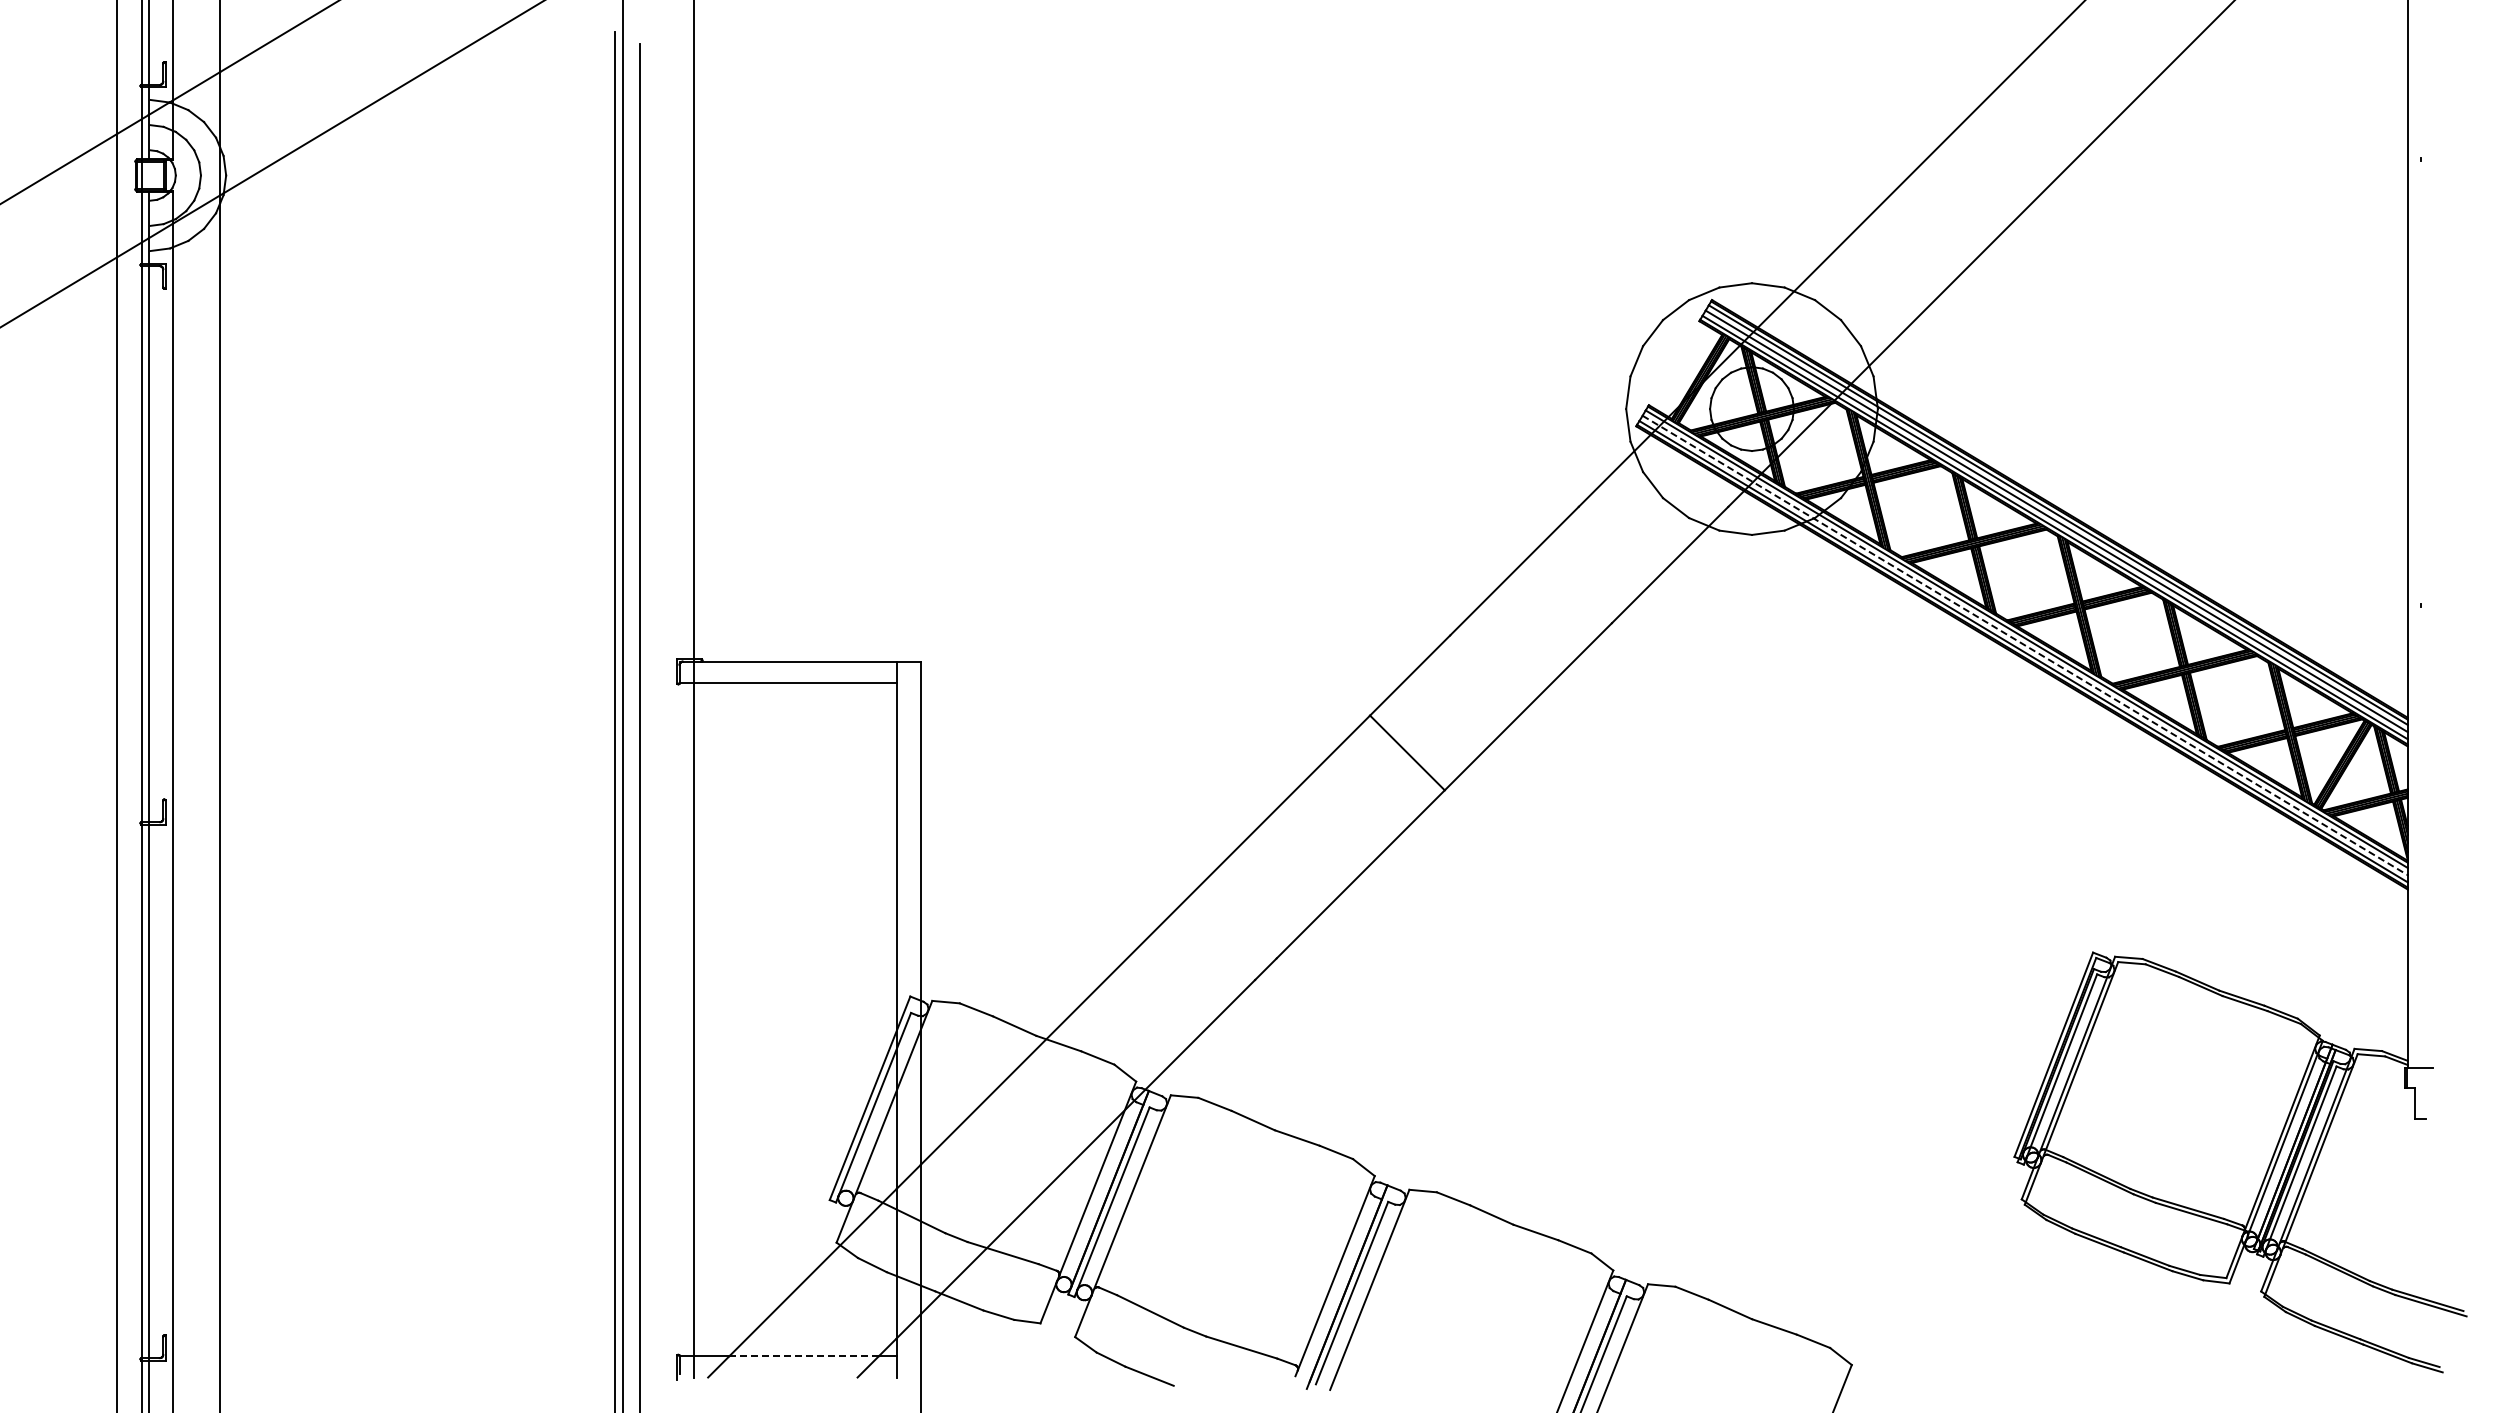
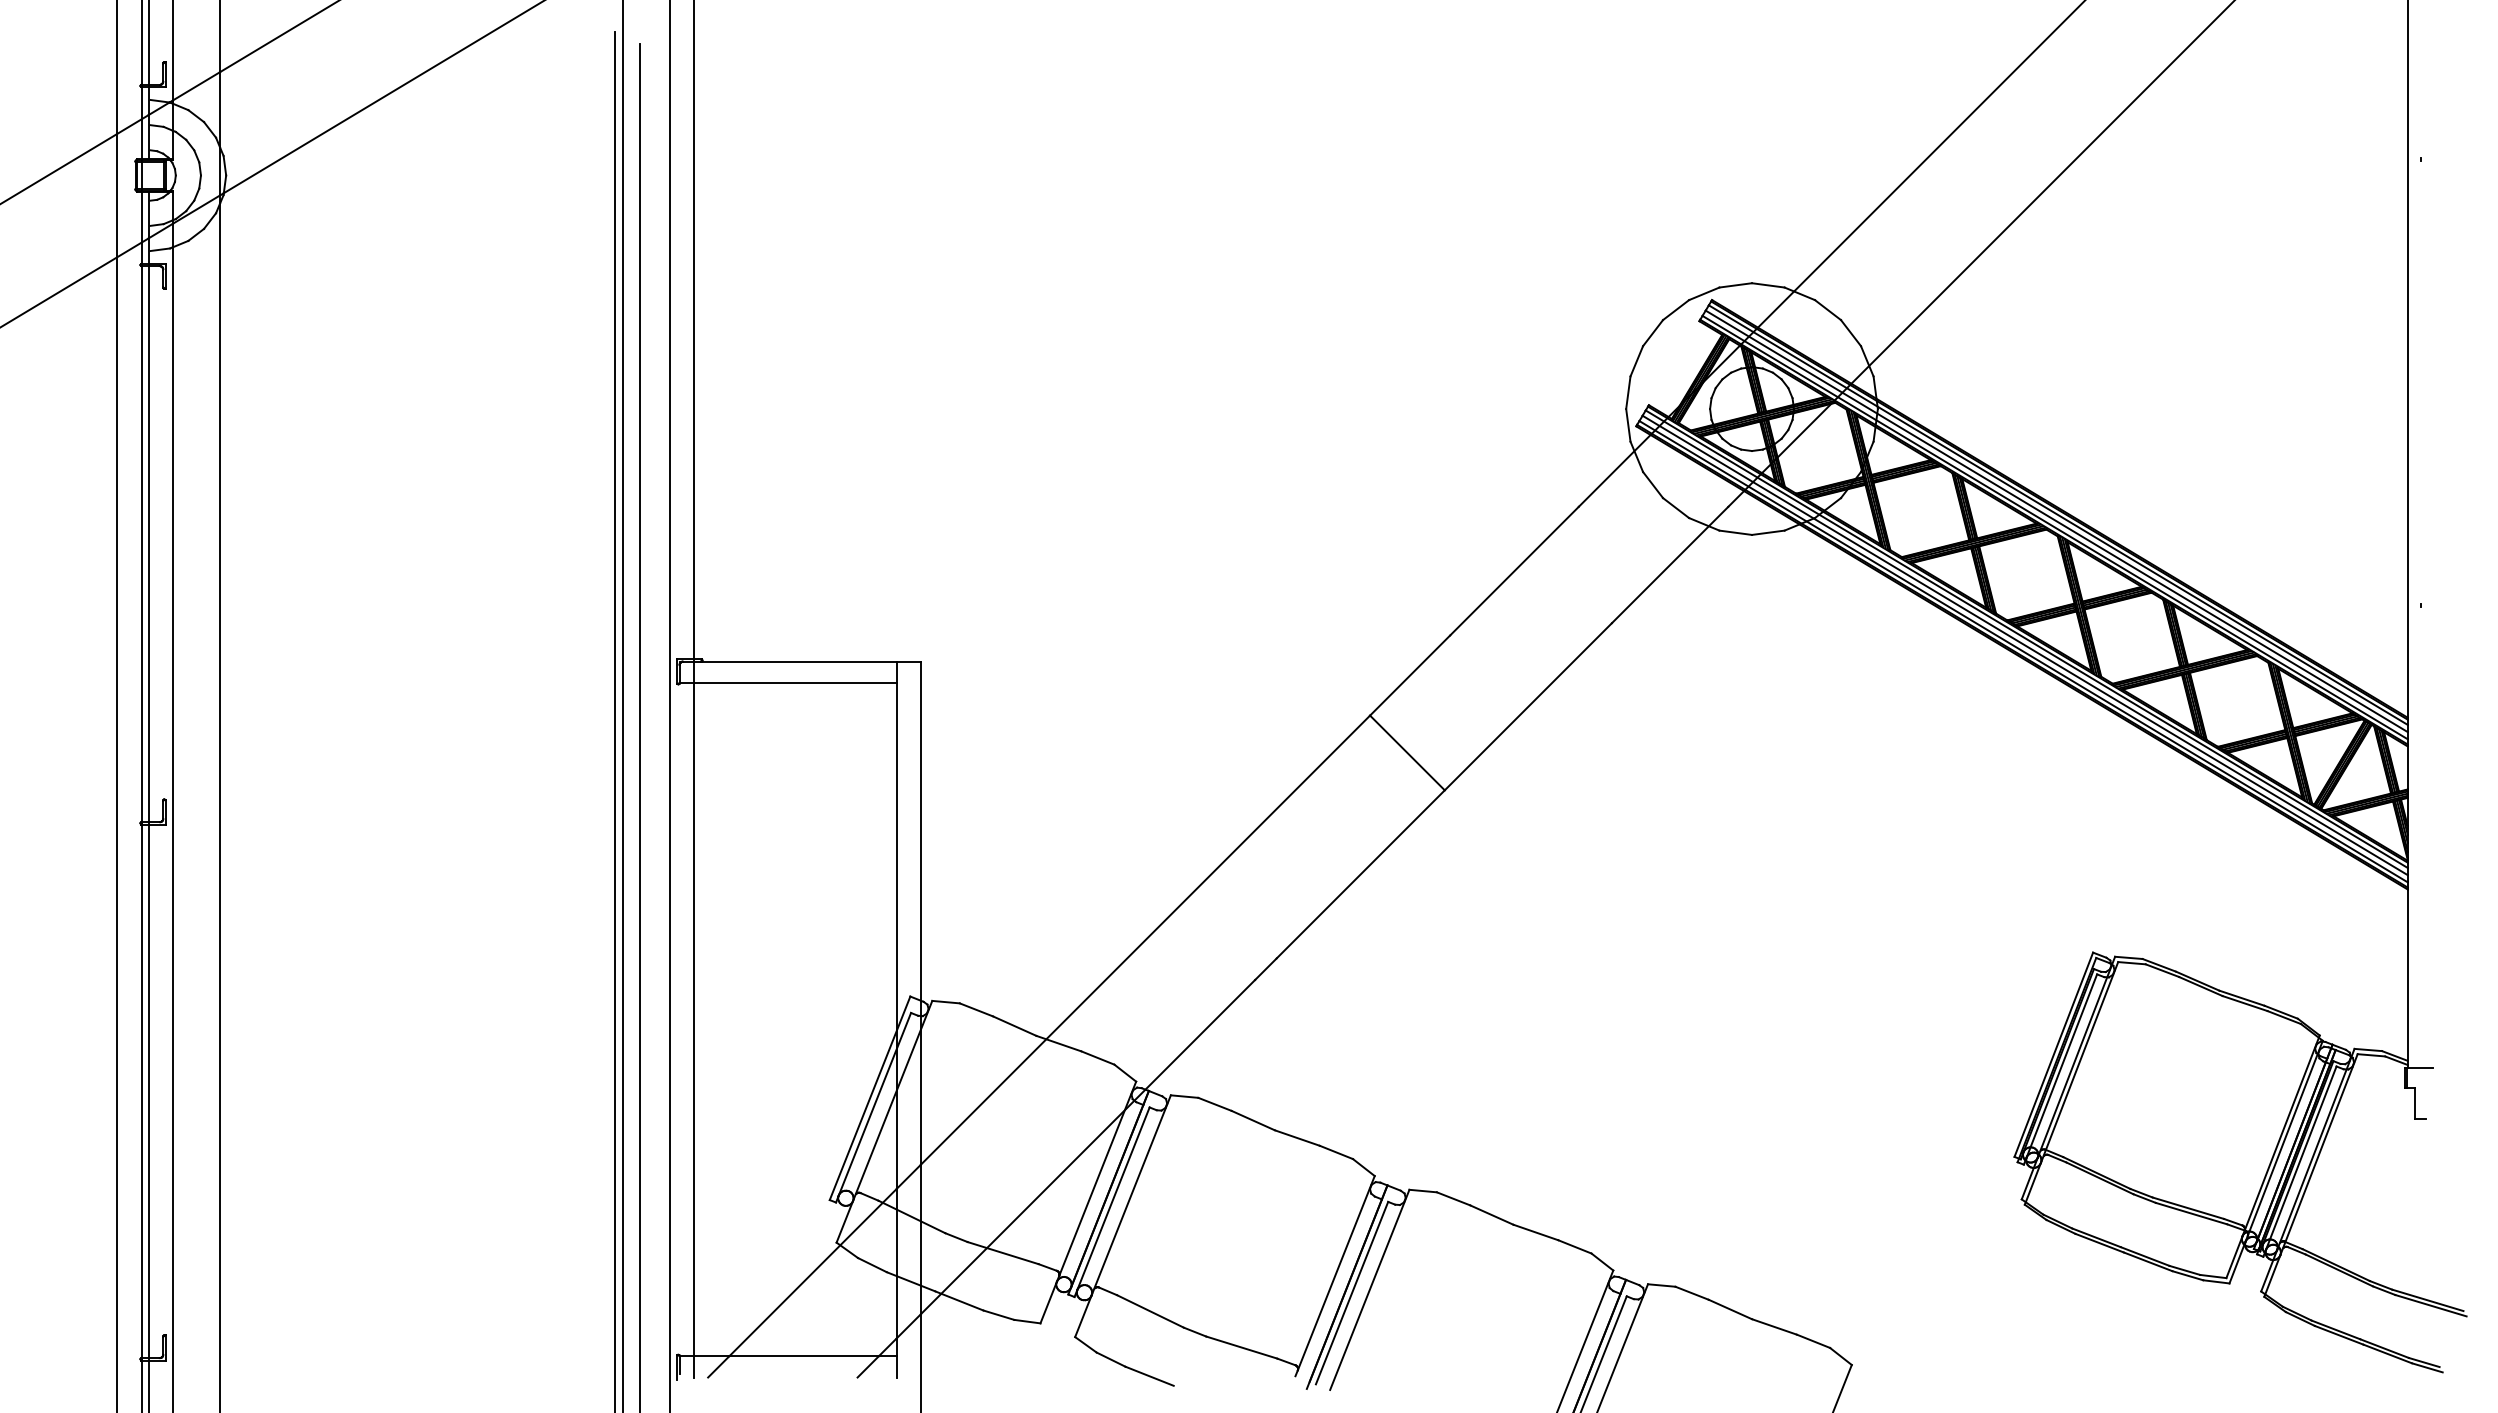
line: dashed -> solid (2025, 645)
line: none -> present (670, 705)
line: dashed -> solid (804, 1356)
